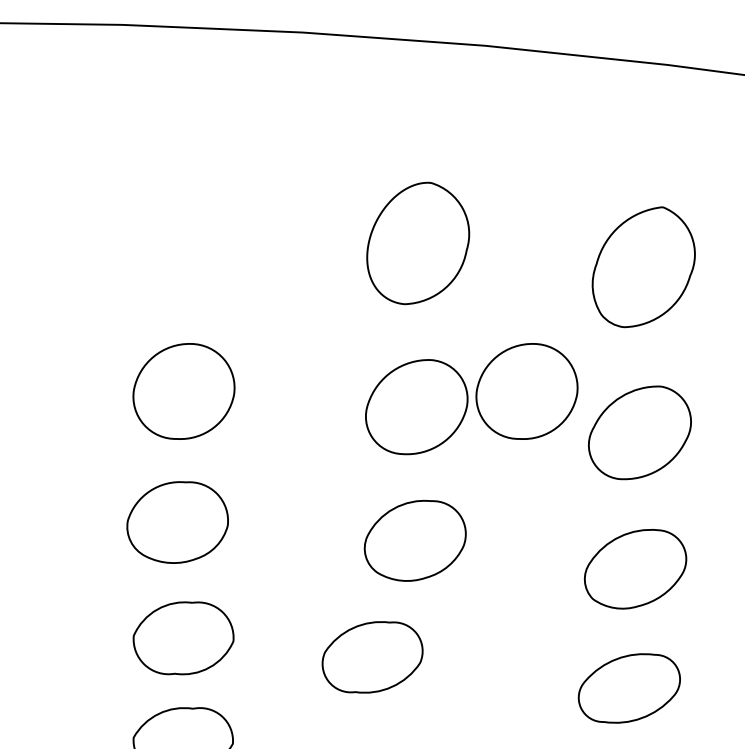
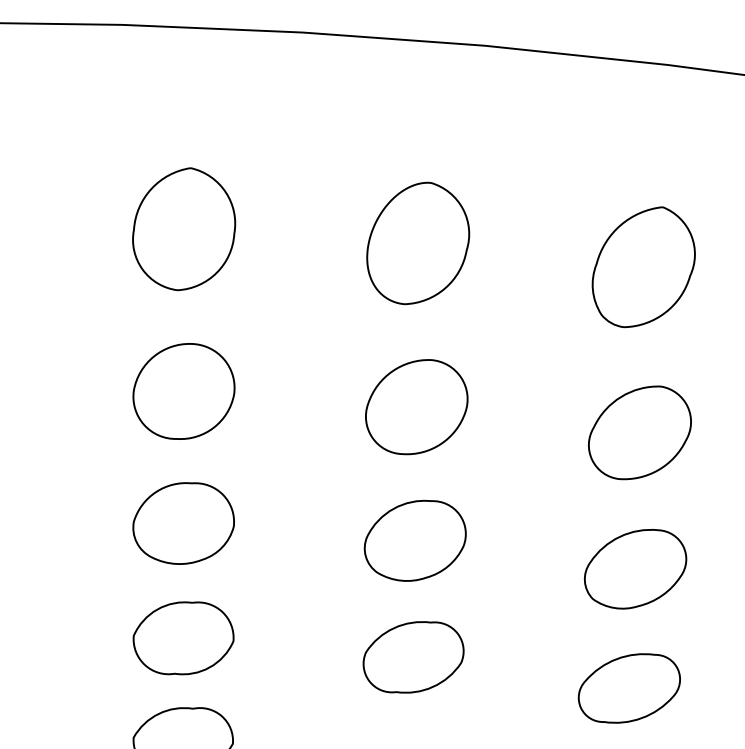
part: none -> present (184, 229)
part: present -> none (526, 391)
part position: (177, 522) -> (183, 523) (183, 523)
part position: (372, 657) -> (413, 657) (413, 657)
